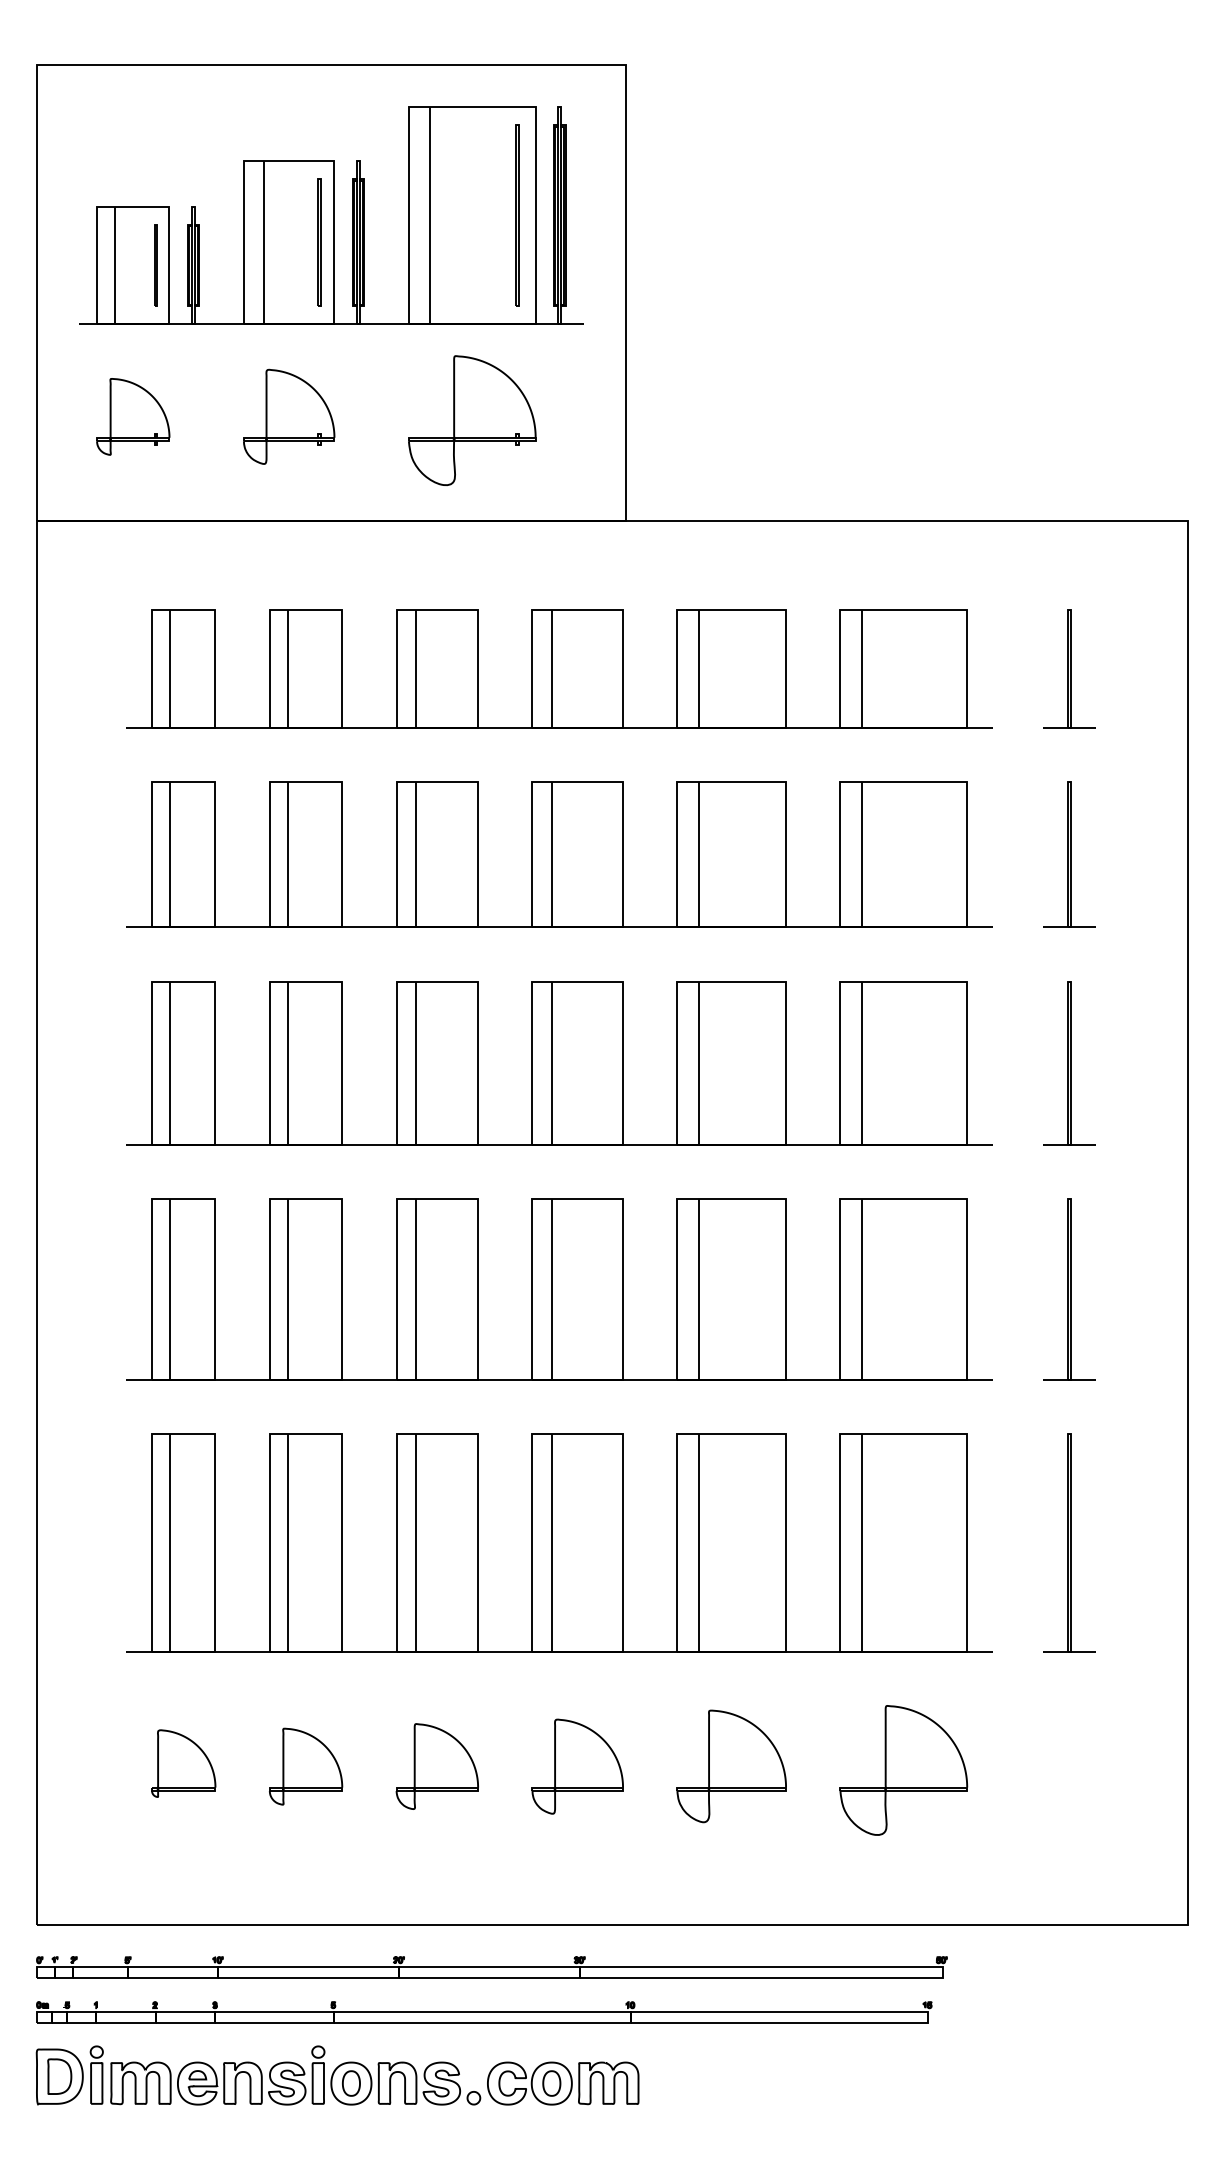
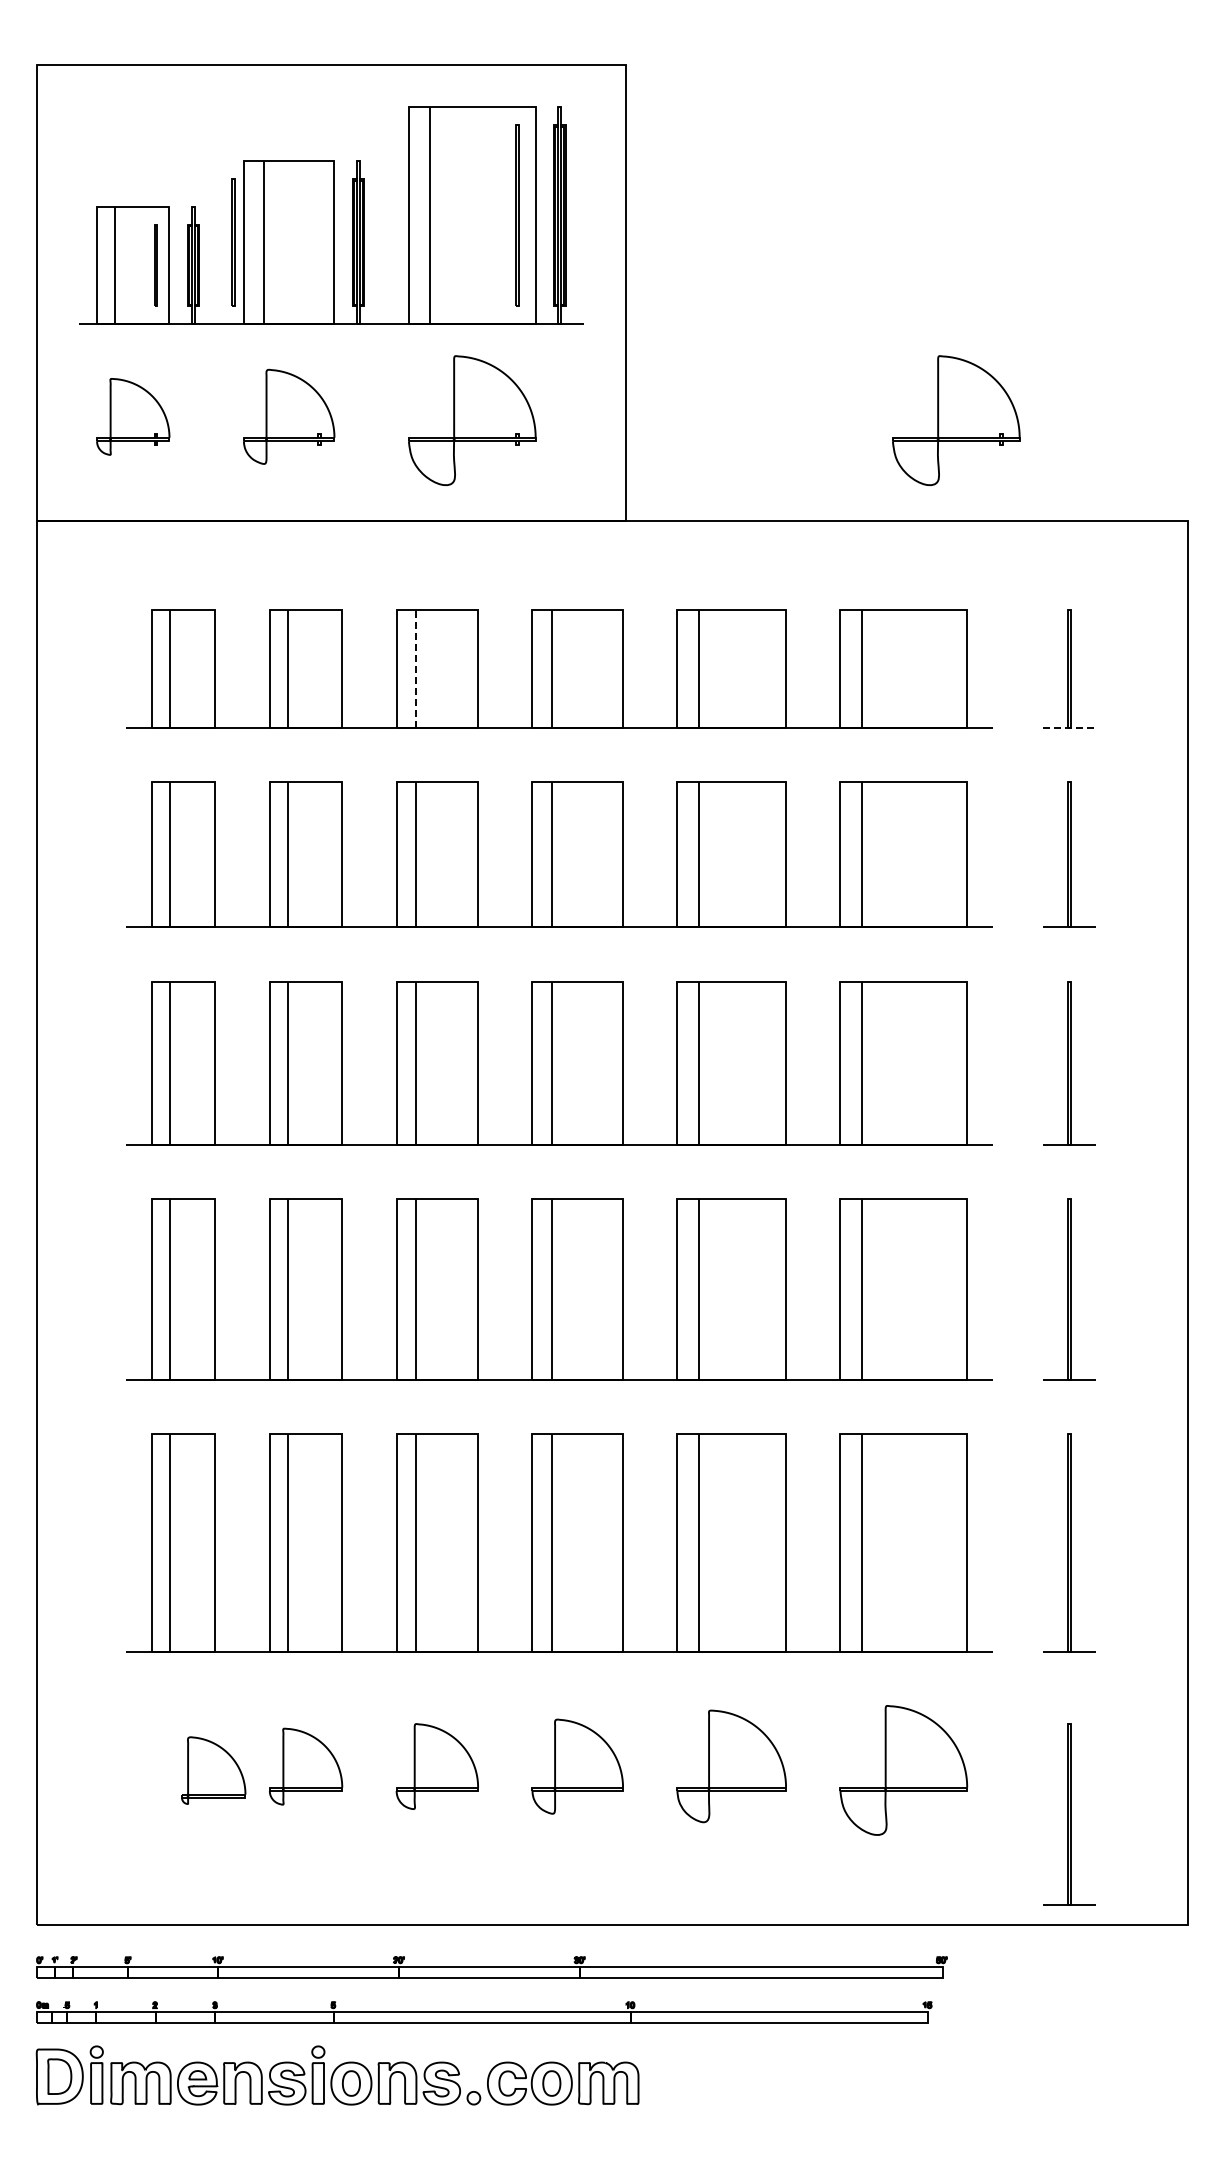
line position: (318, 242) -> (232, 242) (232, 242)
part: none -> present (956, 420)
line: solid -> dashed (416, 669)
line: solid -> dashed (1069, 727)
part position: (183, 1763) -> (213, 1770) (213, 1770)
part: none -> present (1069, 1814)
